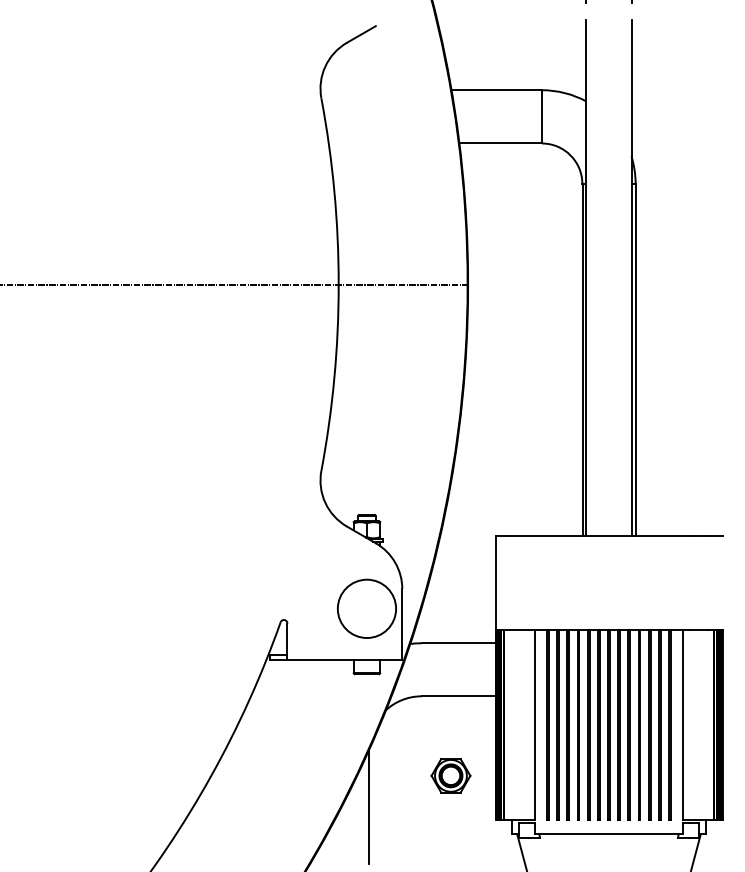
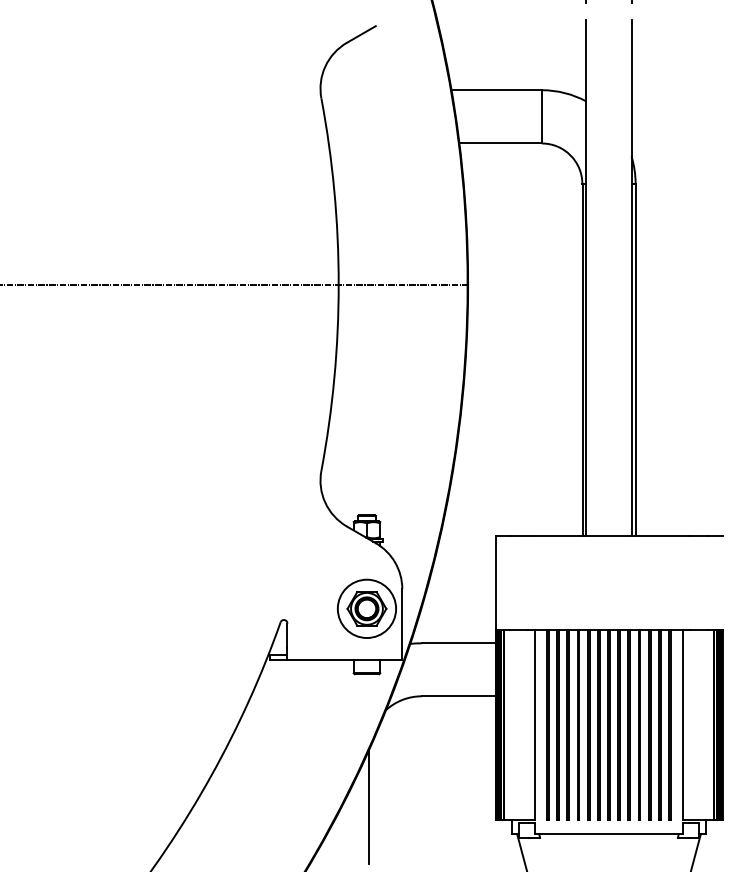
part position: (450, 775) -> (366, 608) (366, 608)
